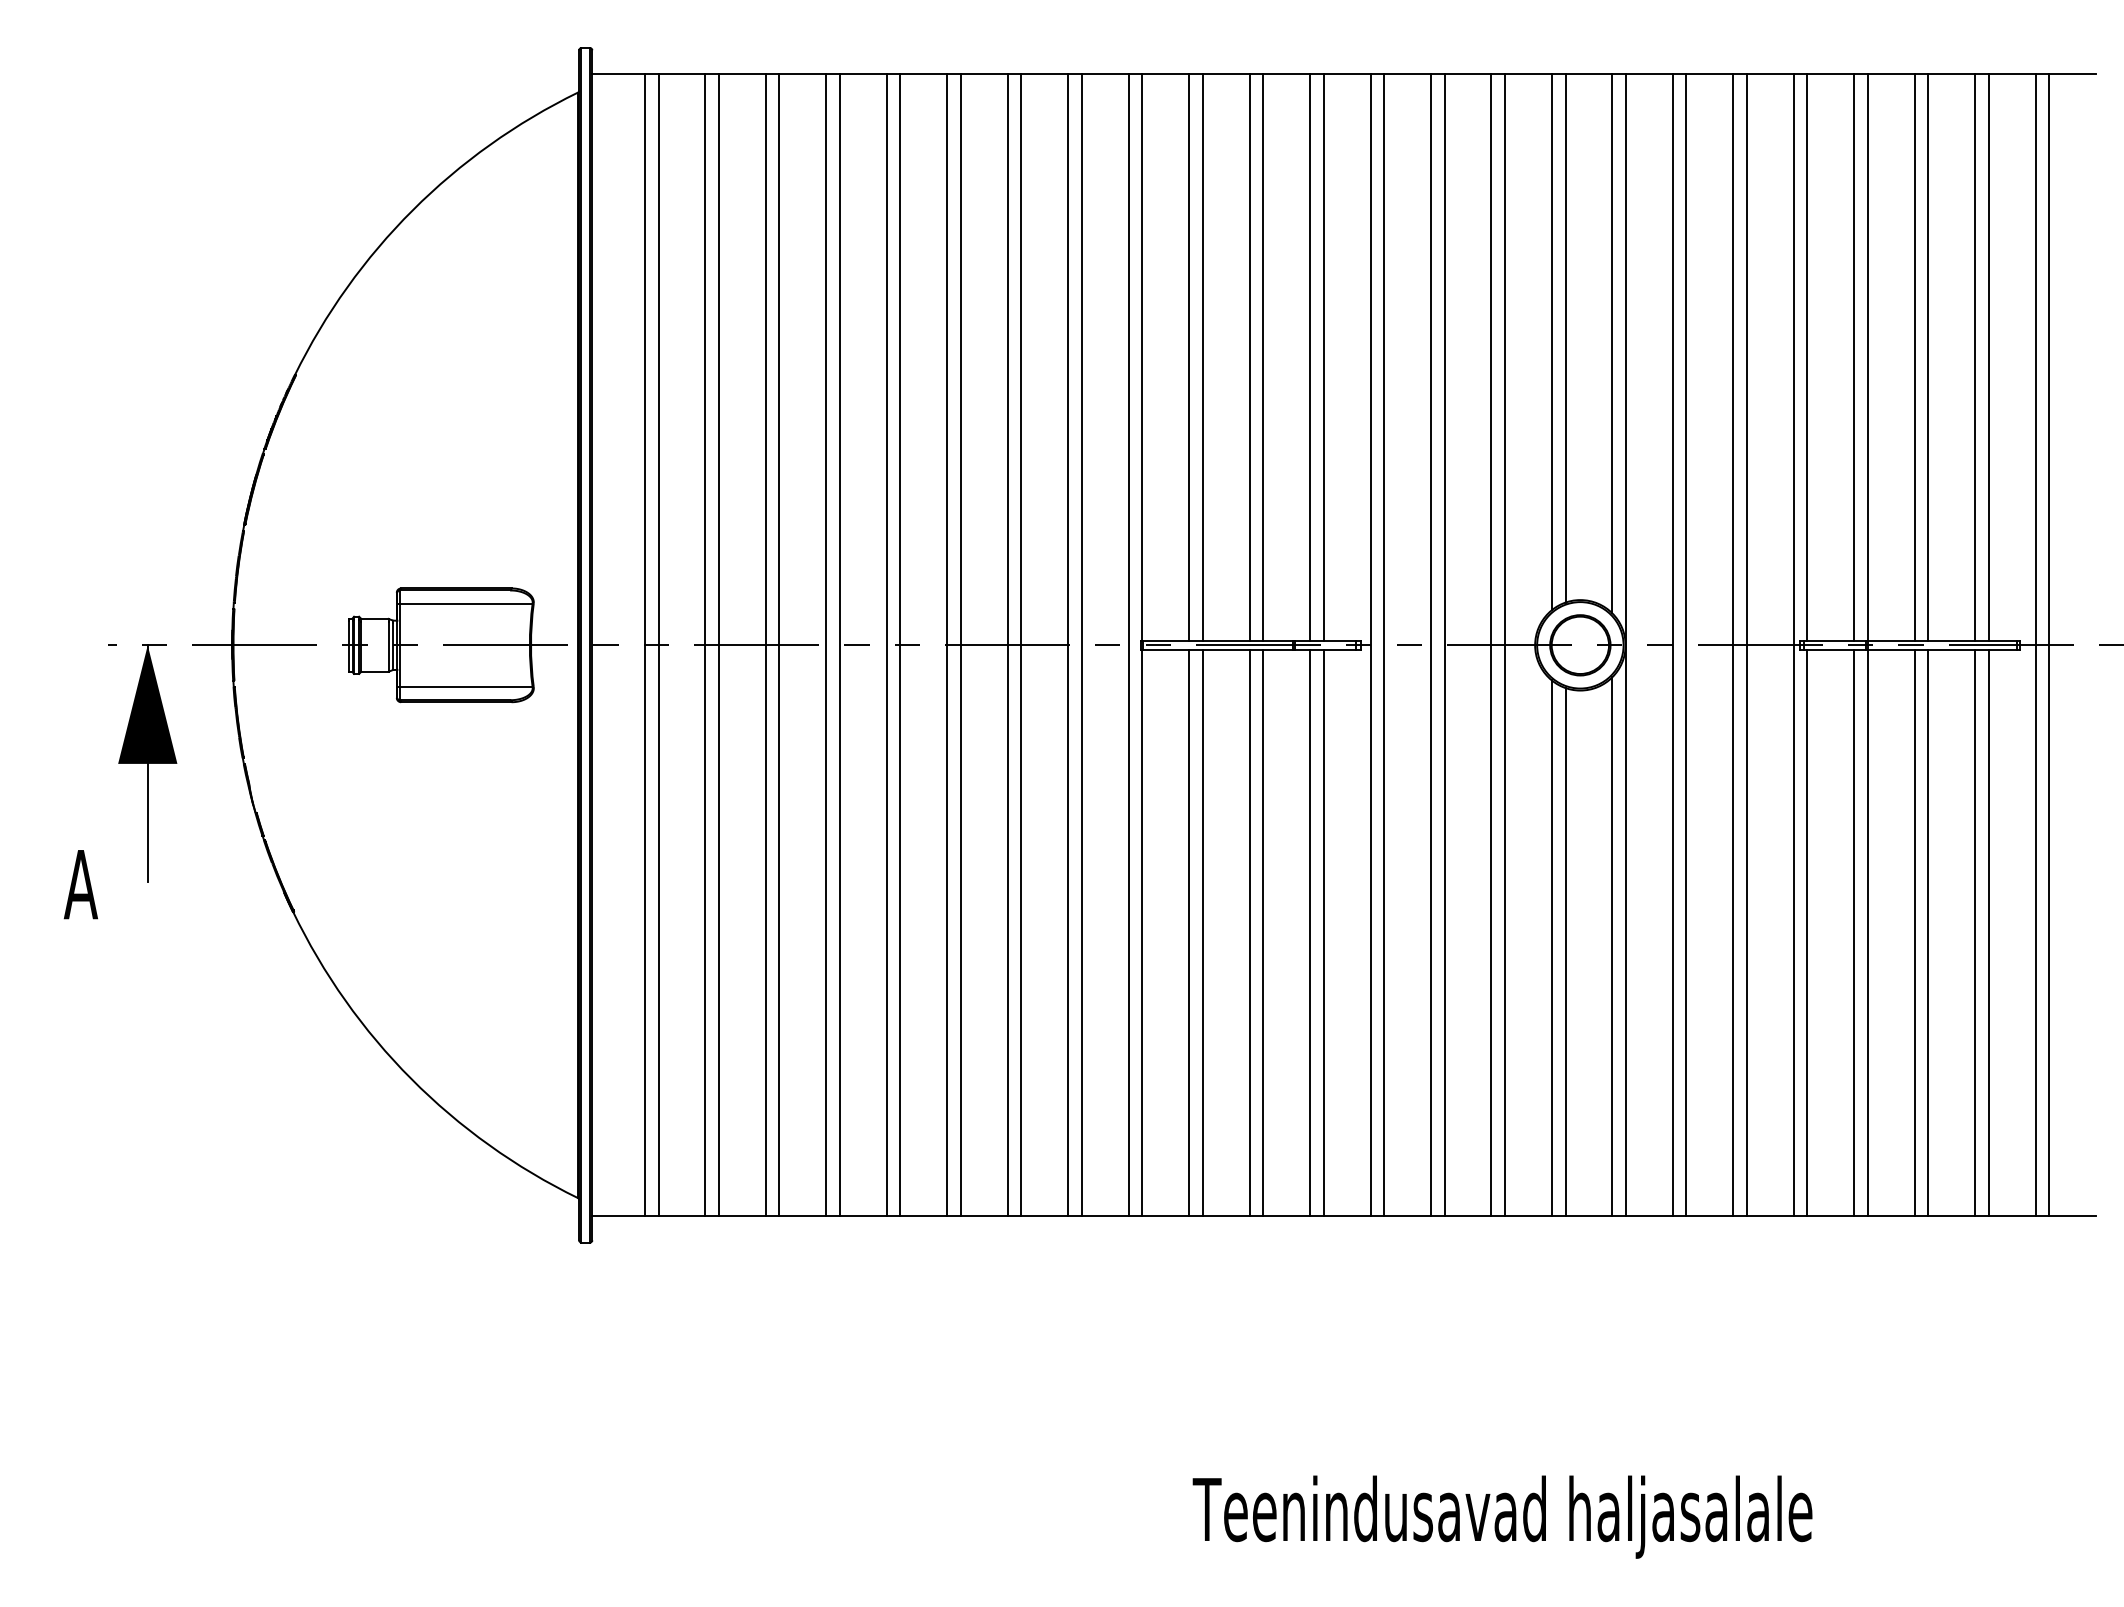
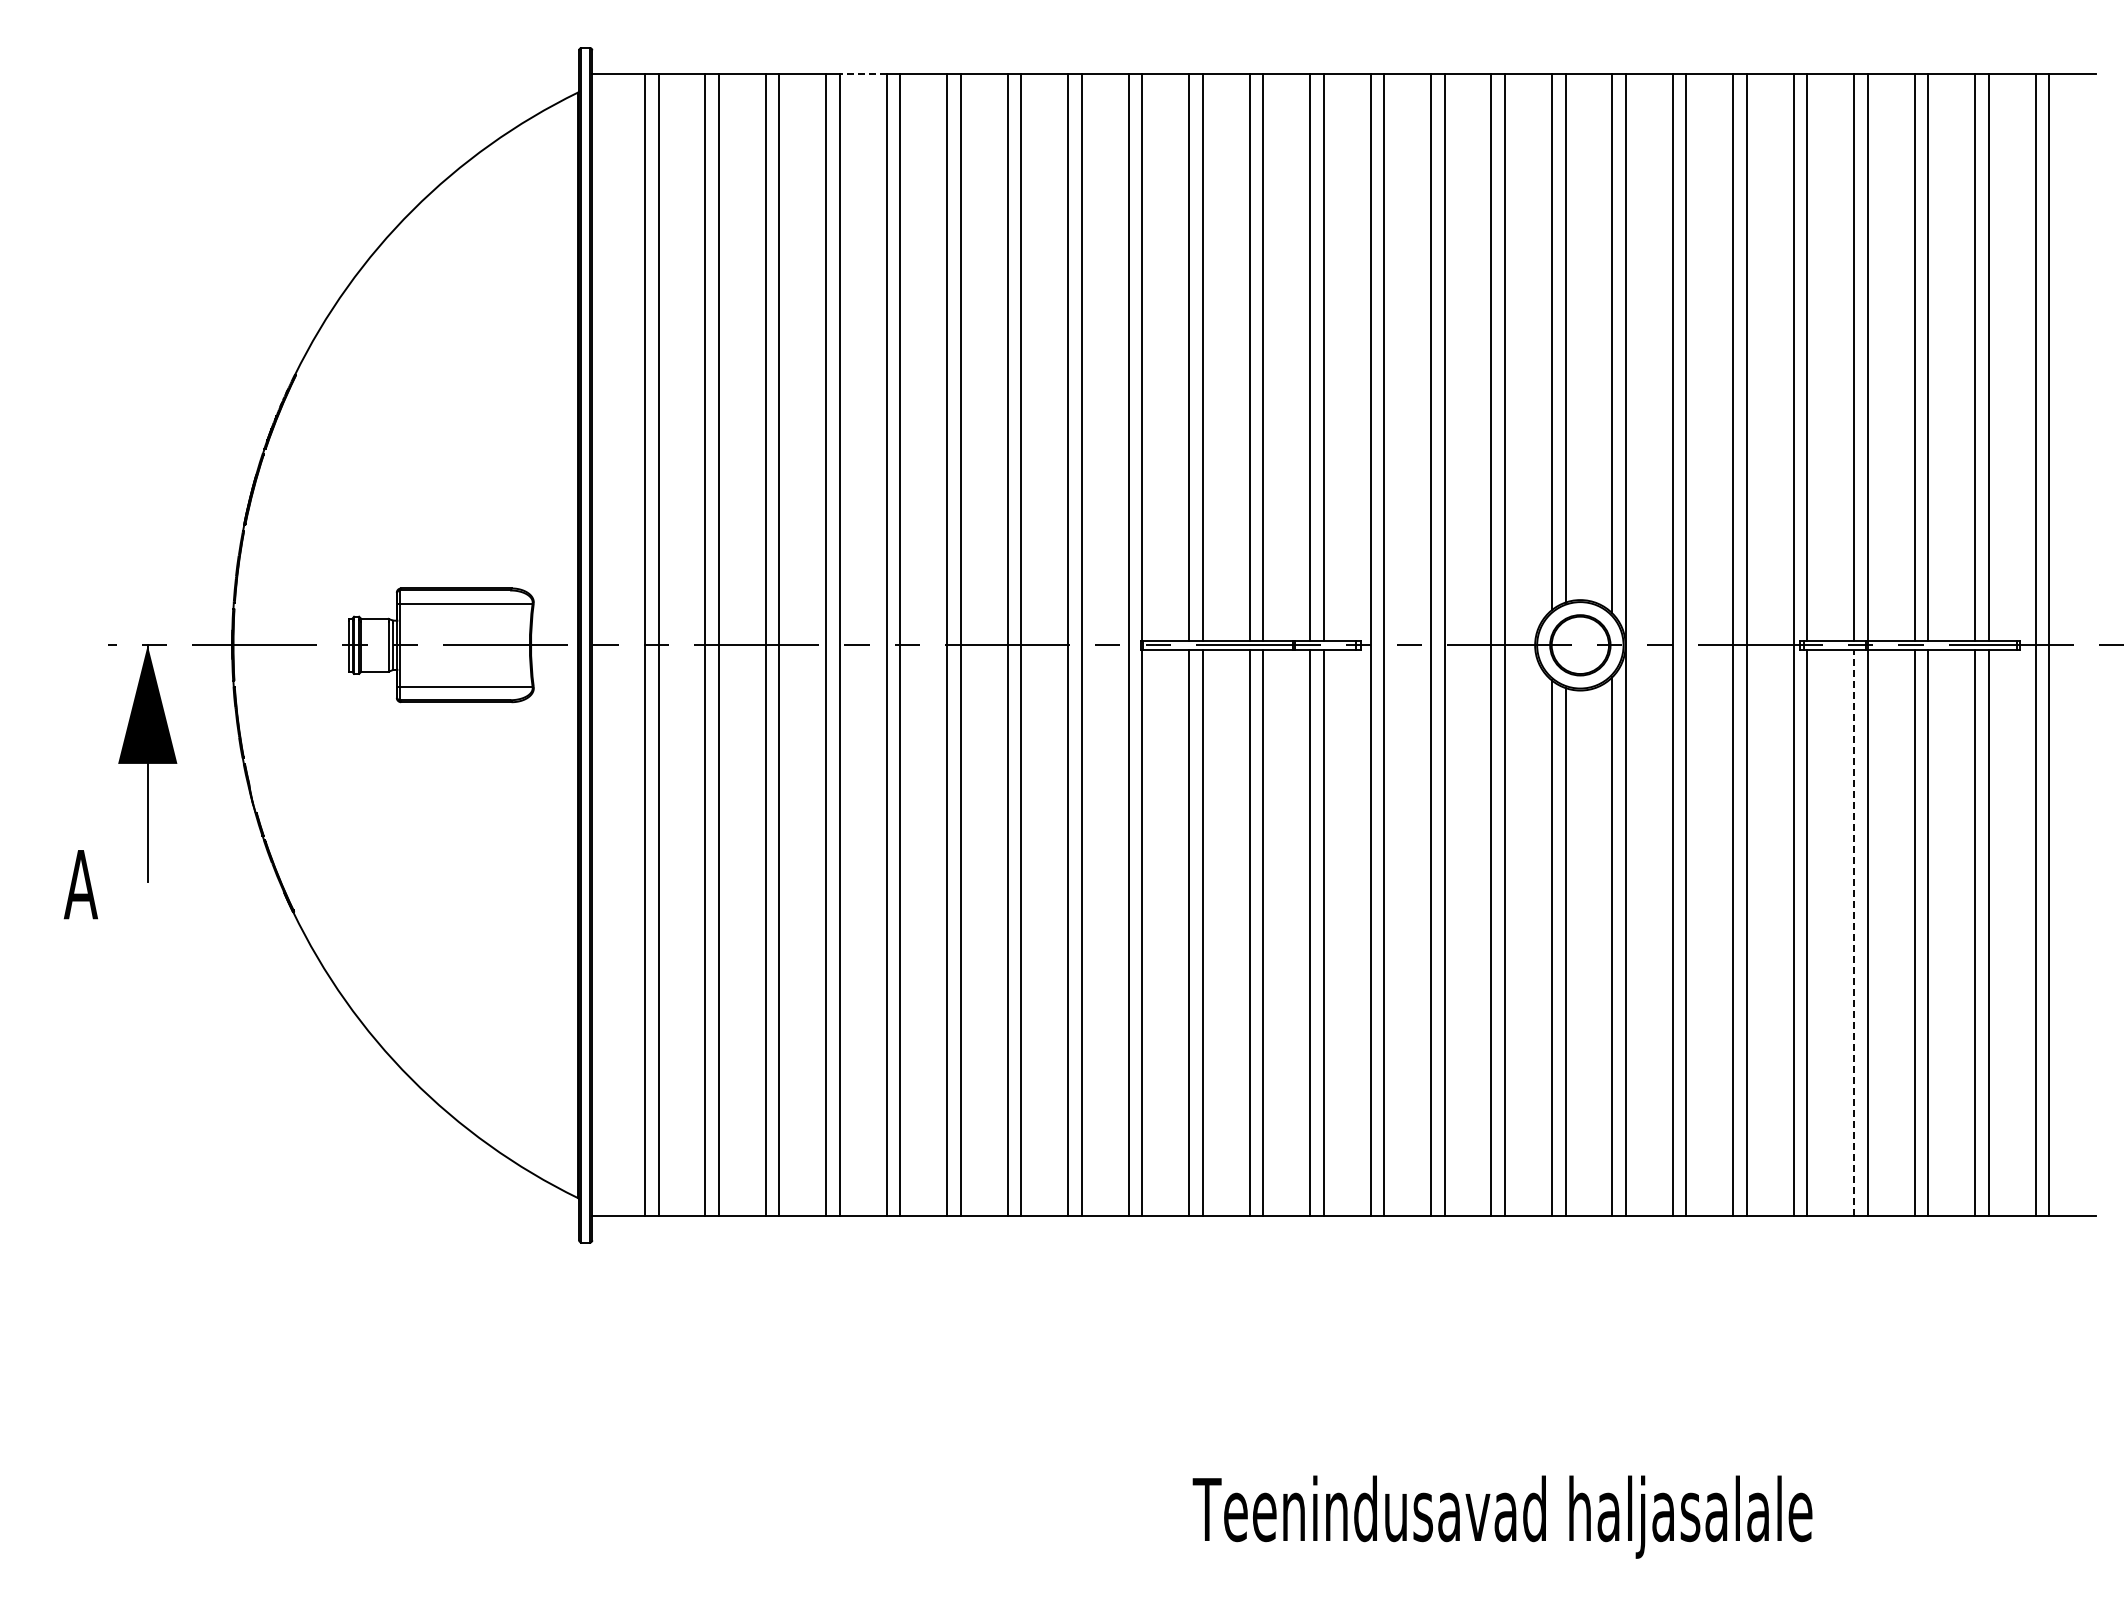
line: solid -> dashed (862, 74)
line: solid -> dashed (1854, 932)
